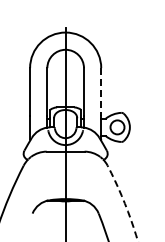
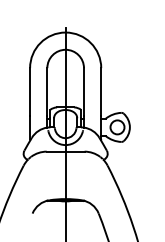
line: dashed -> solid (101, 91)
arc: dashed -> solid (124, 202)
